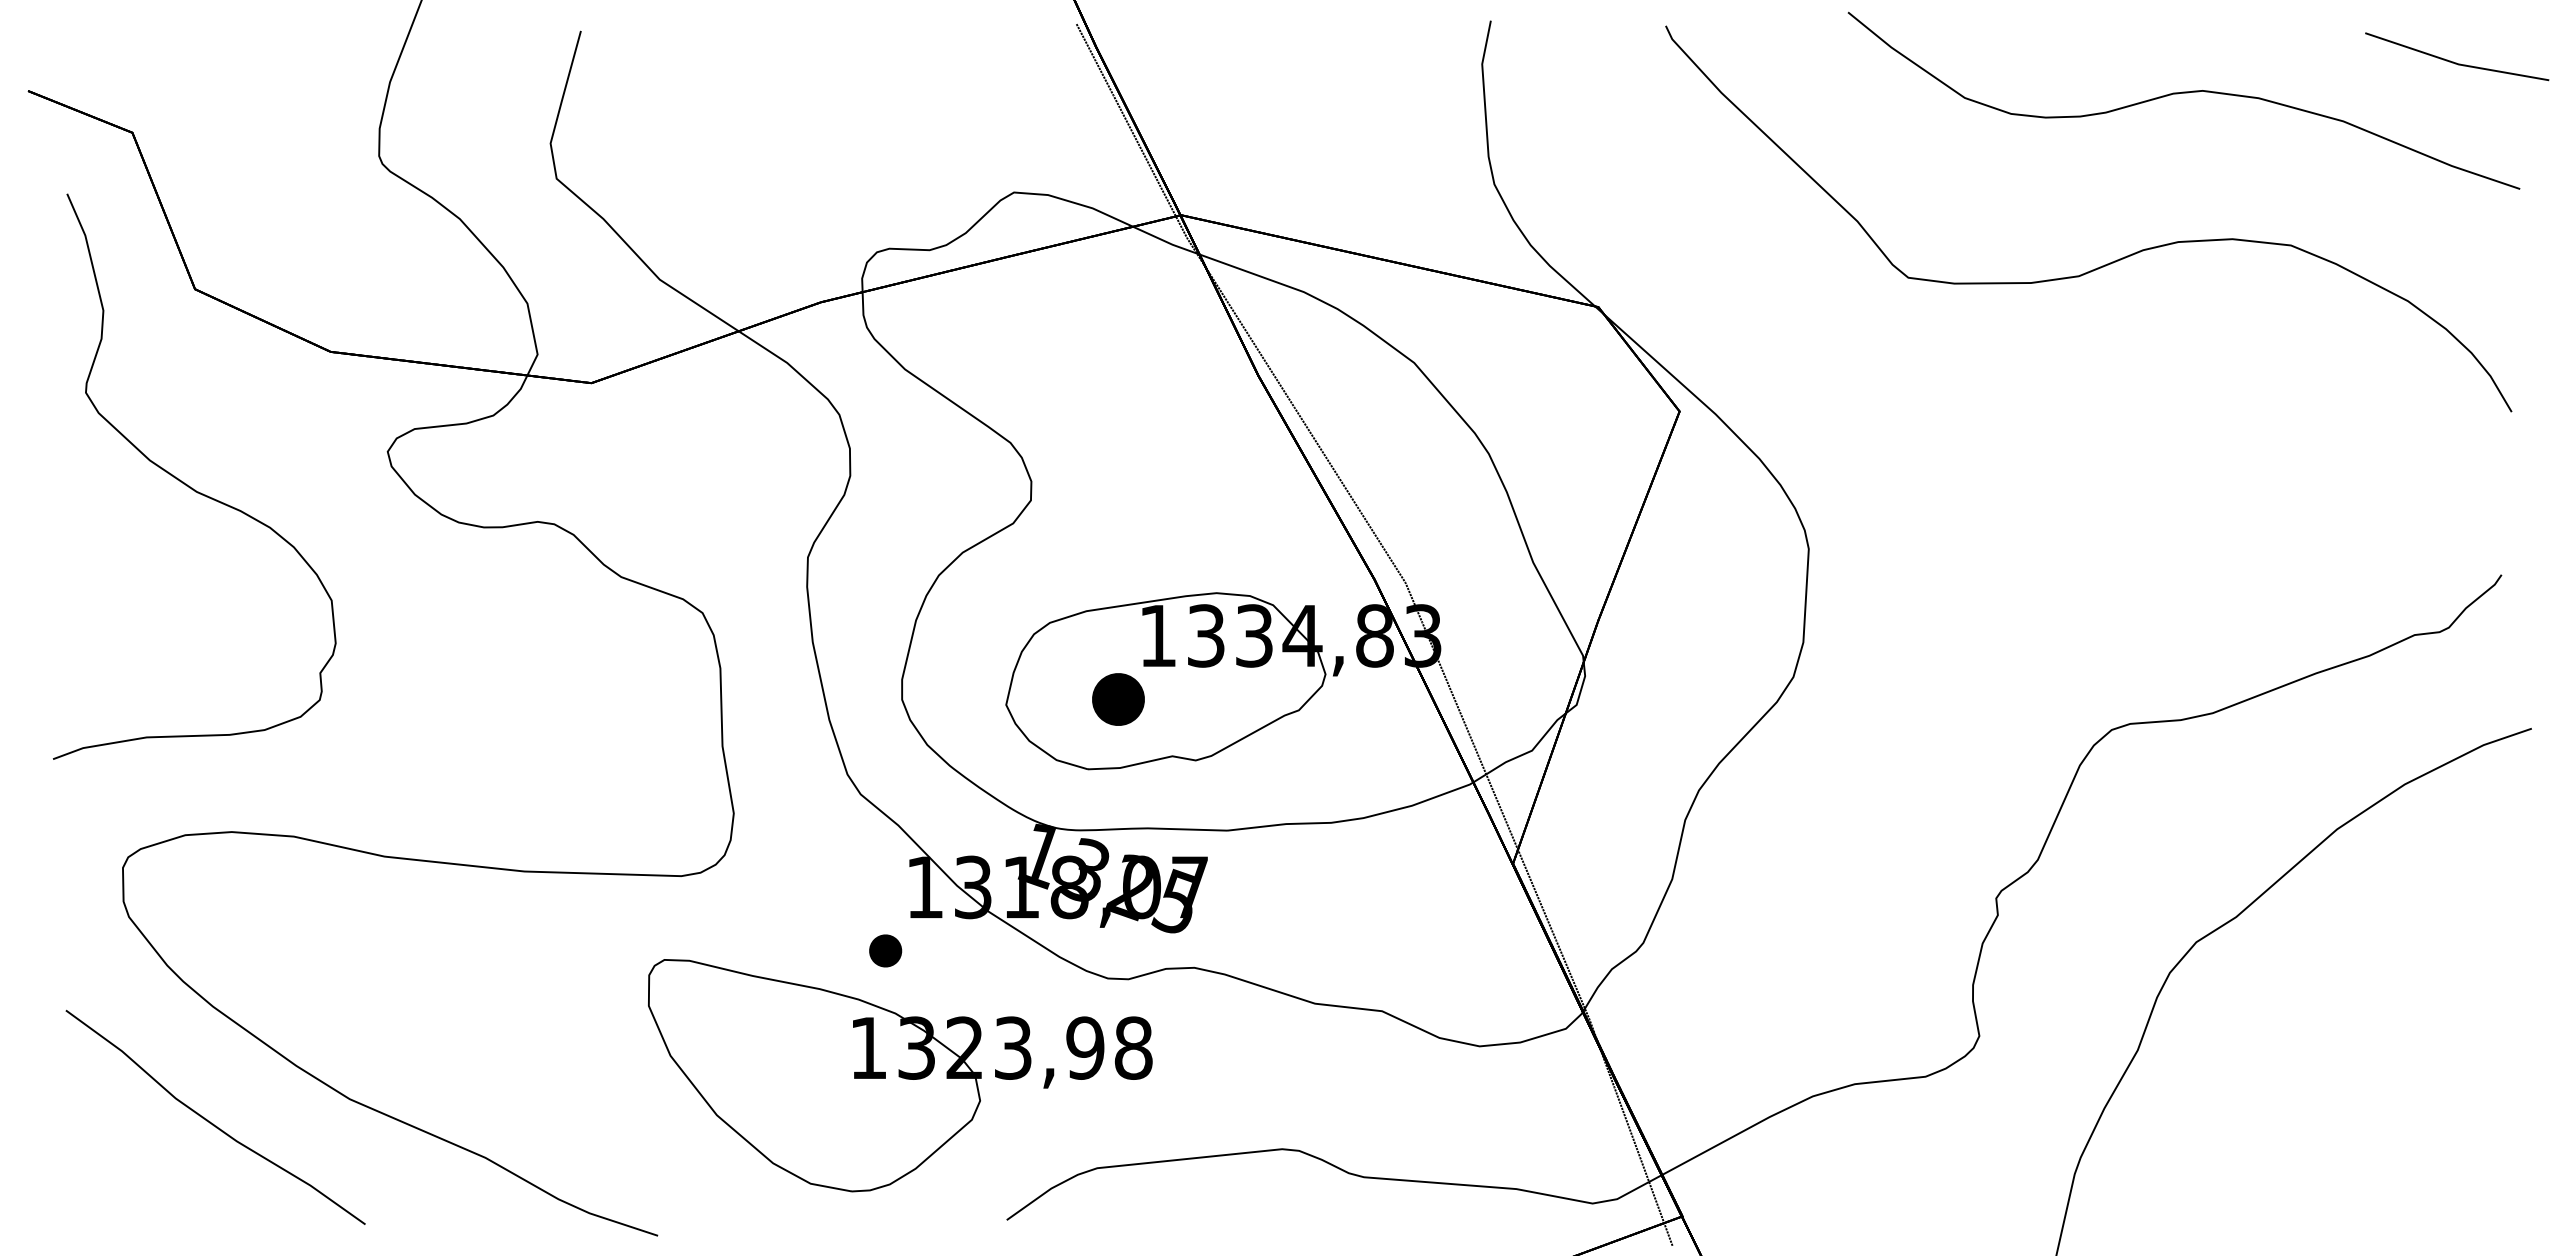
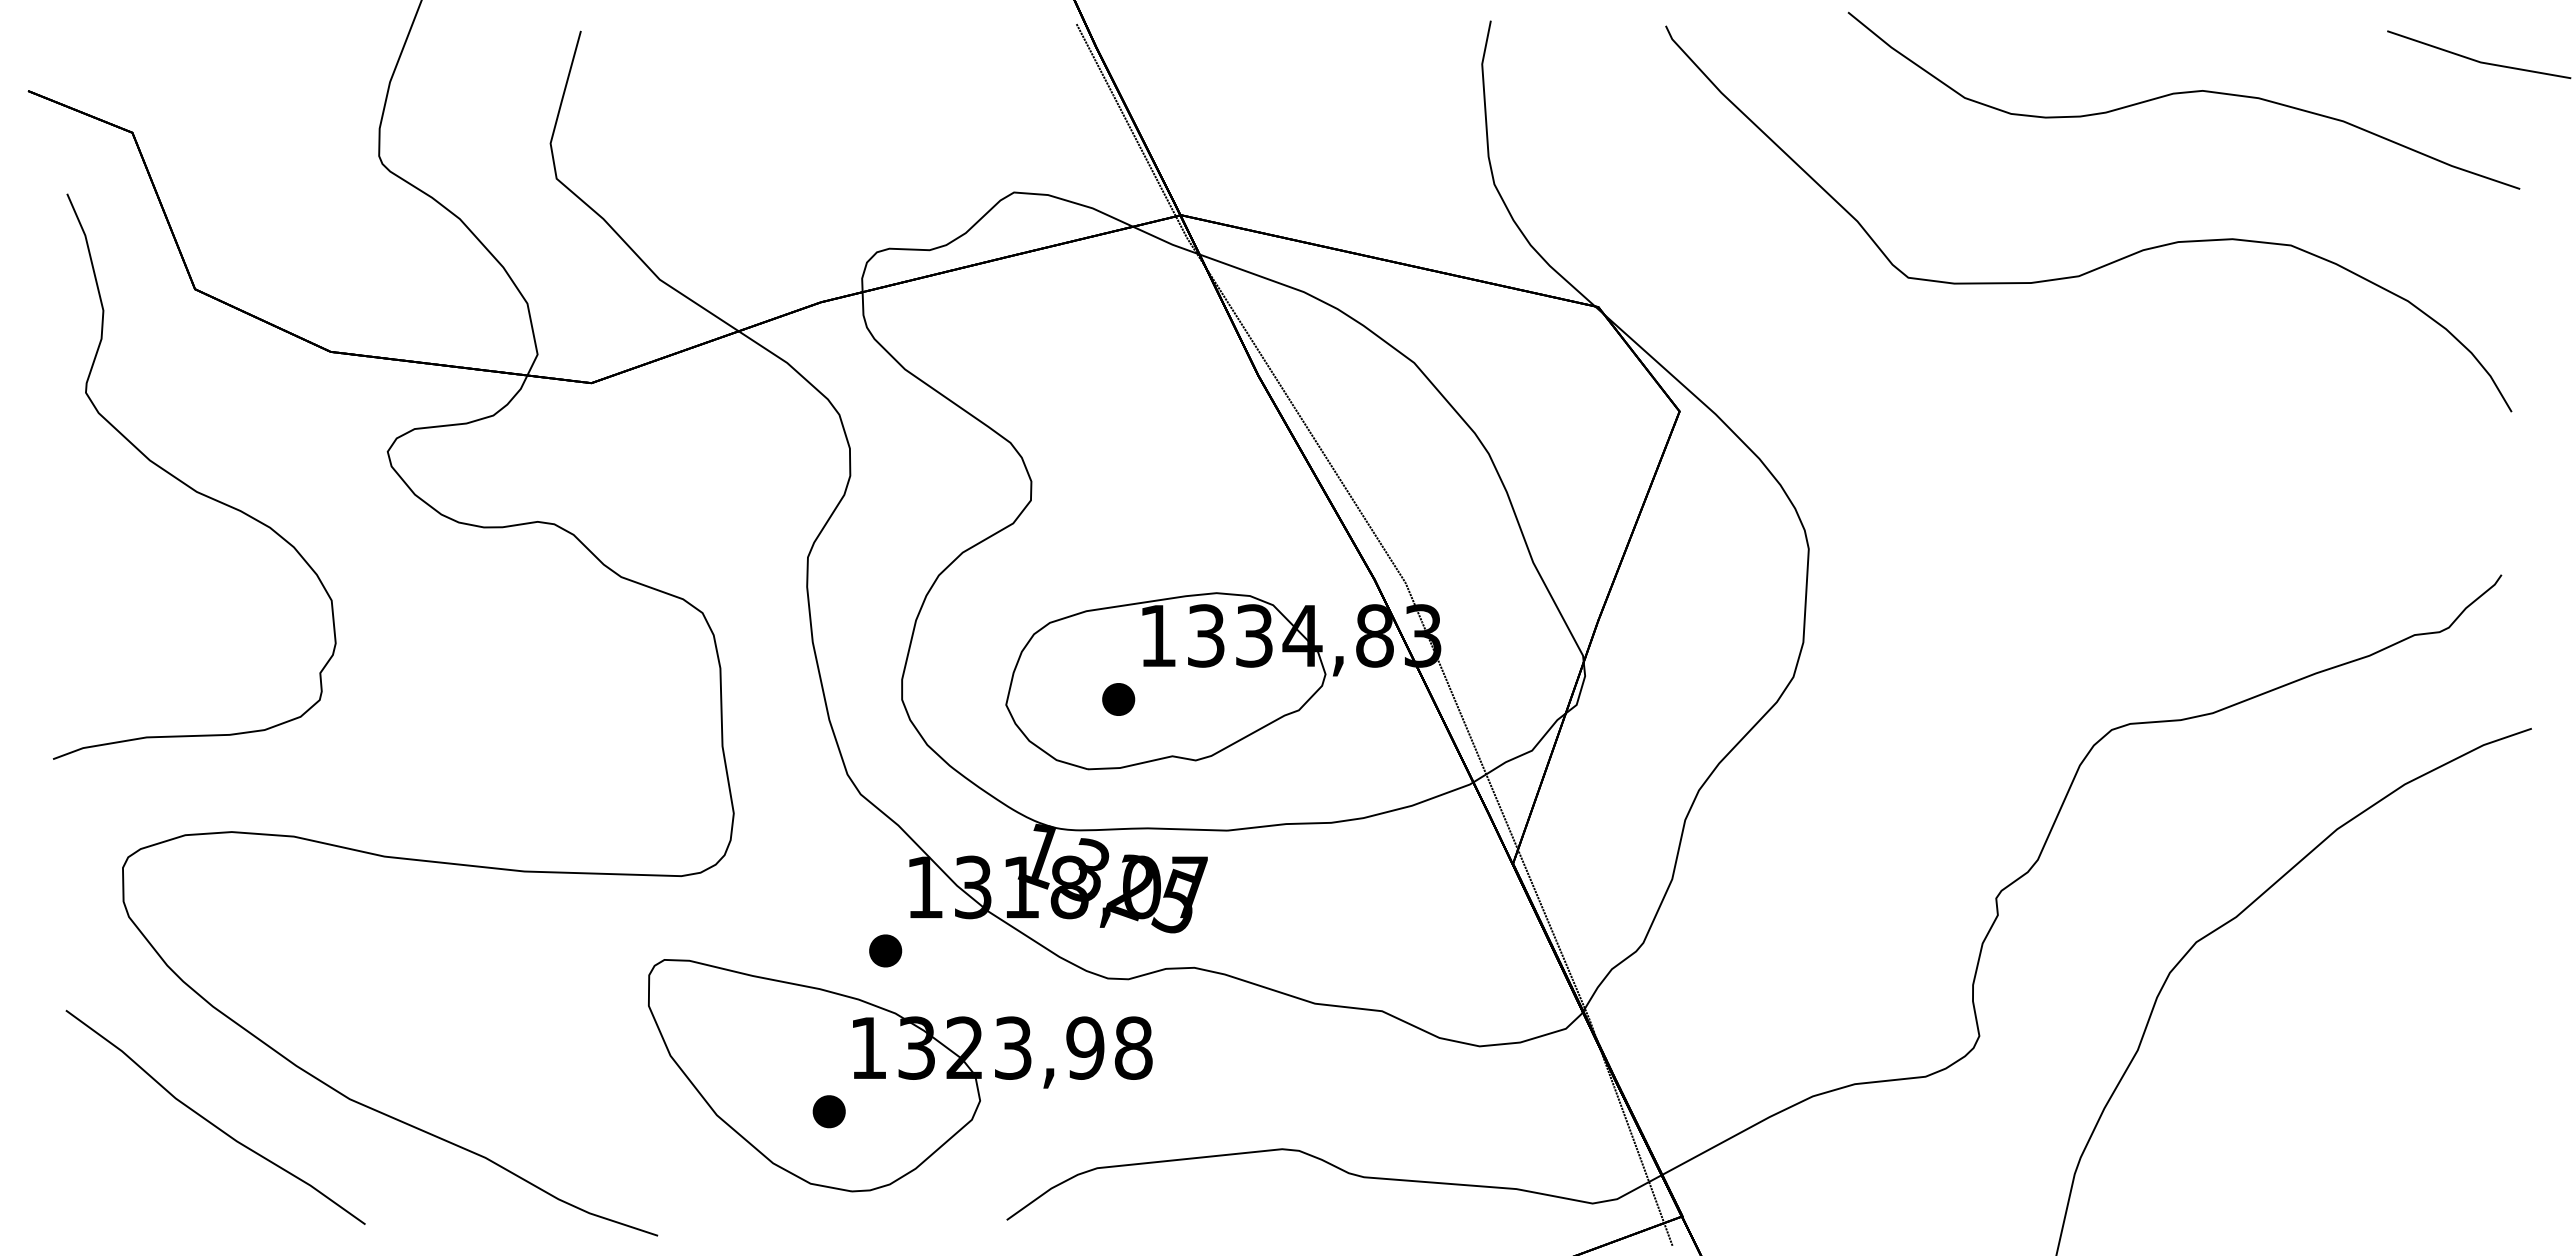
line position: (2456, 62) -> (2478, 60) (2478, 60)
part size: 53x53 px -> 34x33 px (1118, 699)
part: none -> present (828, 1111)
